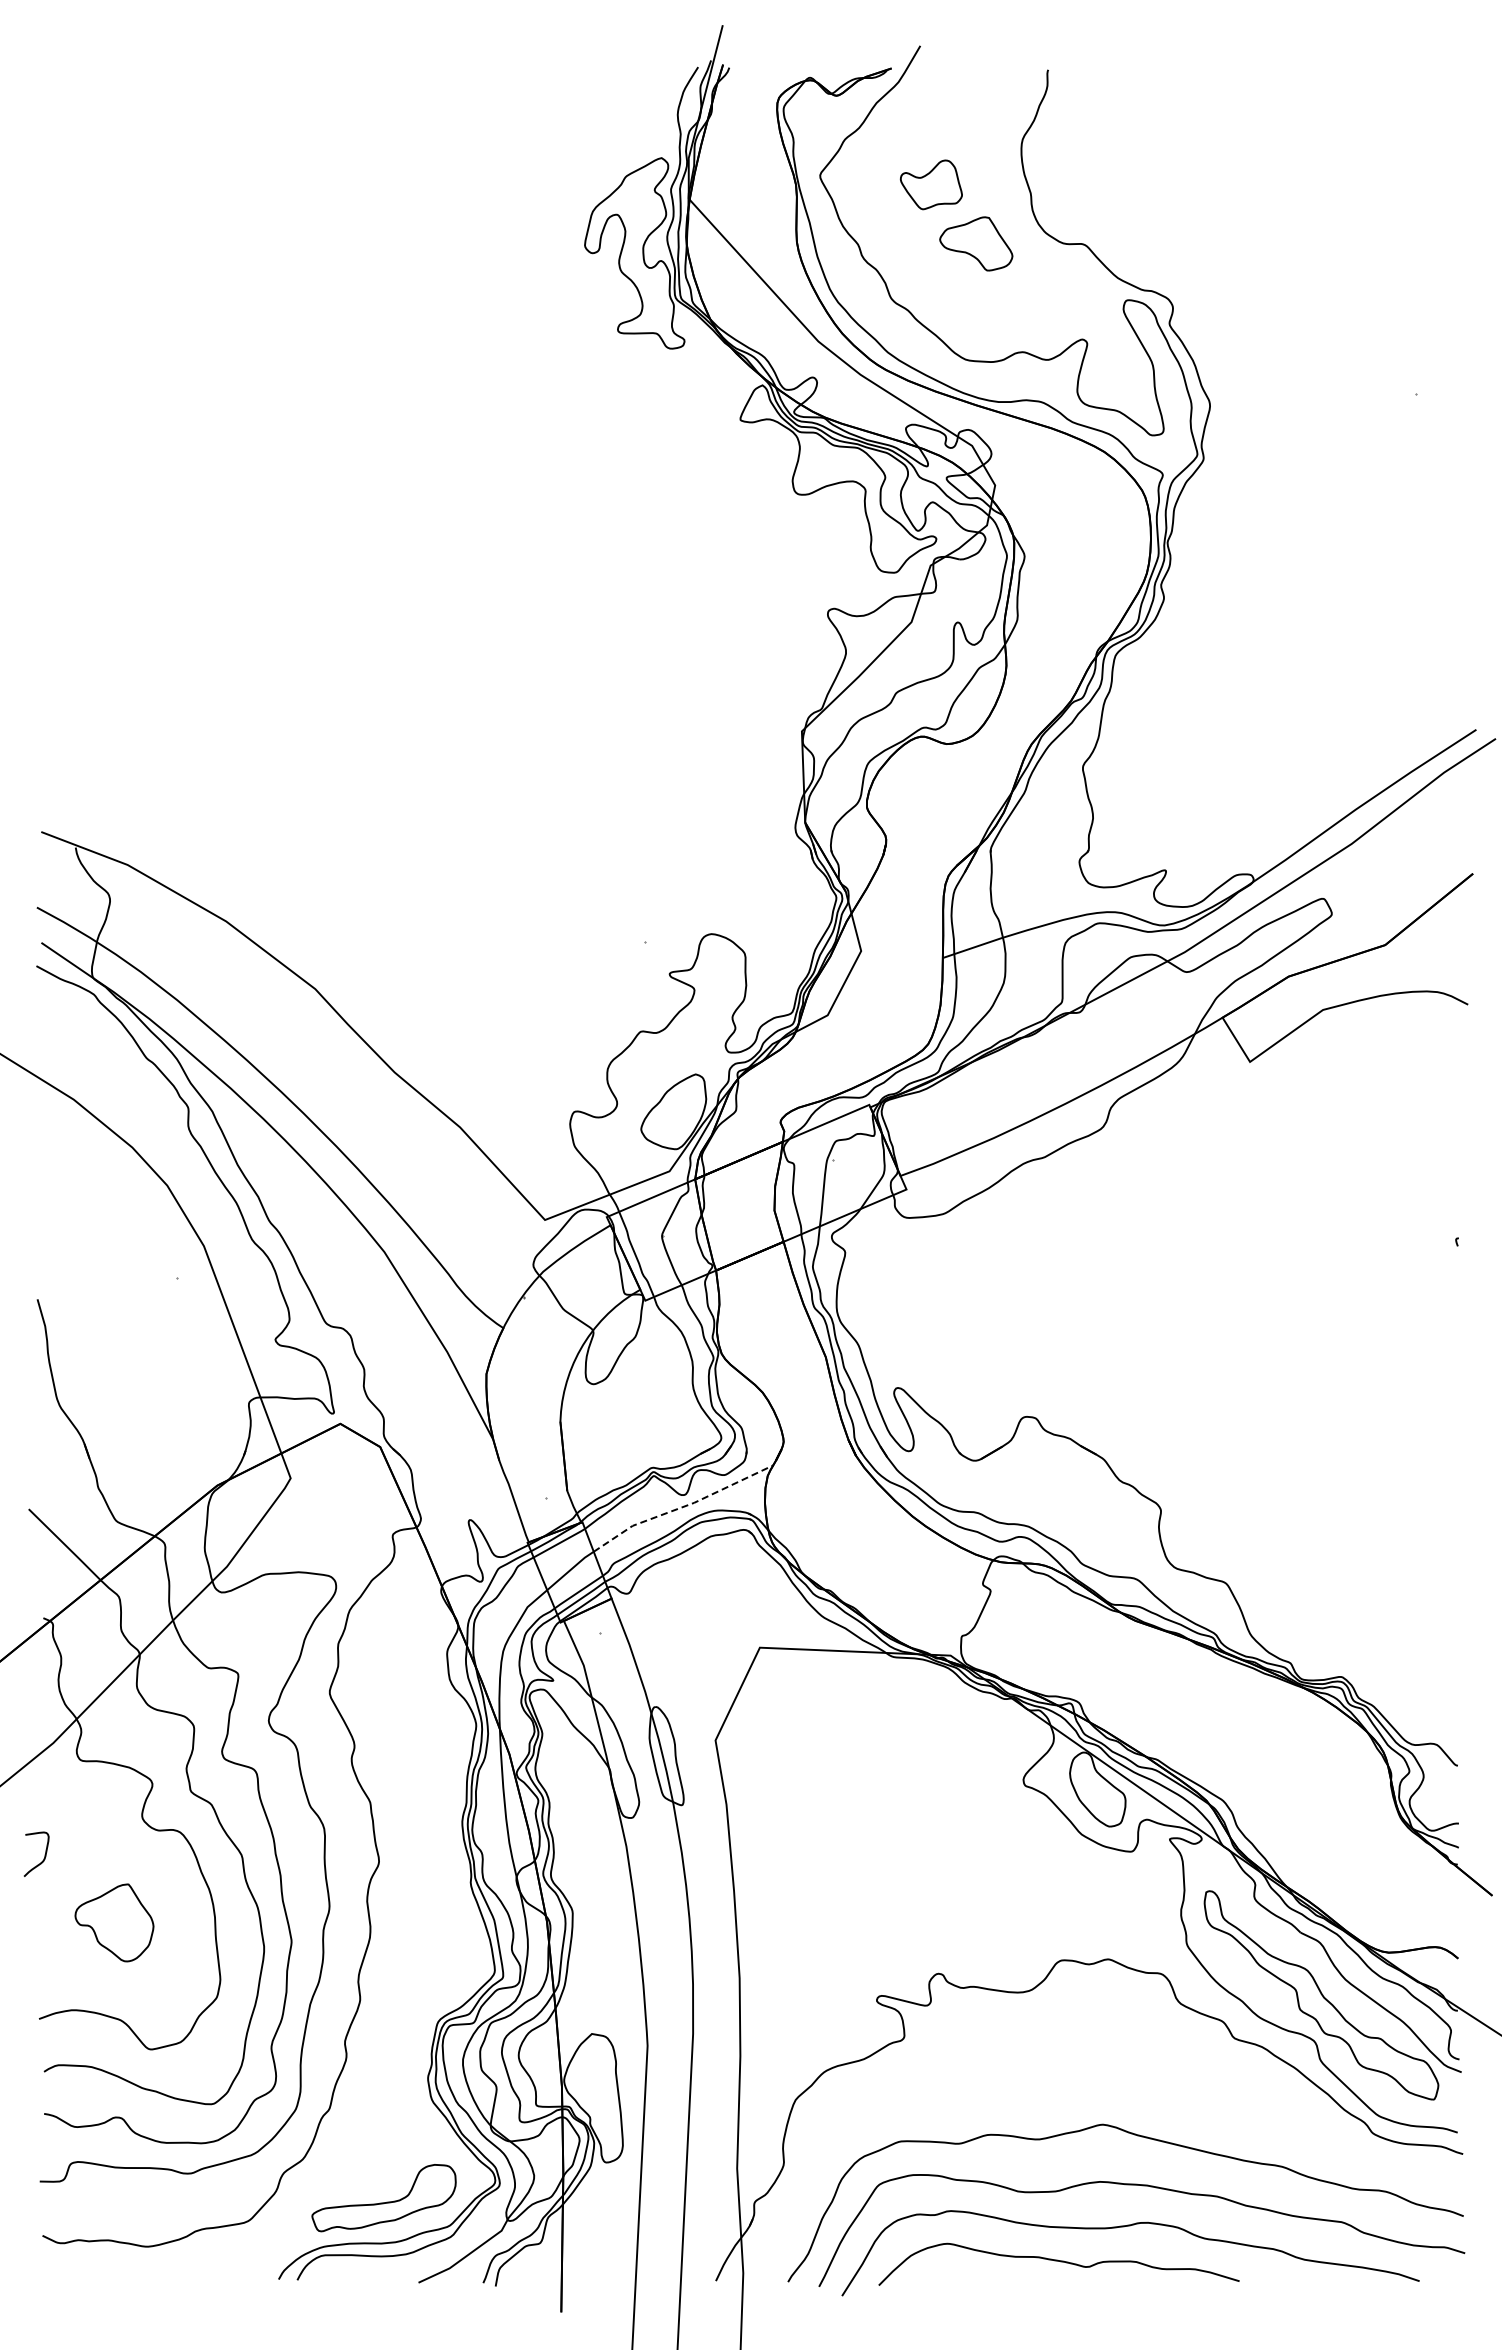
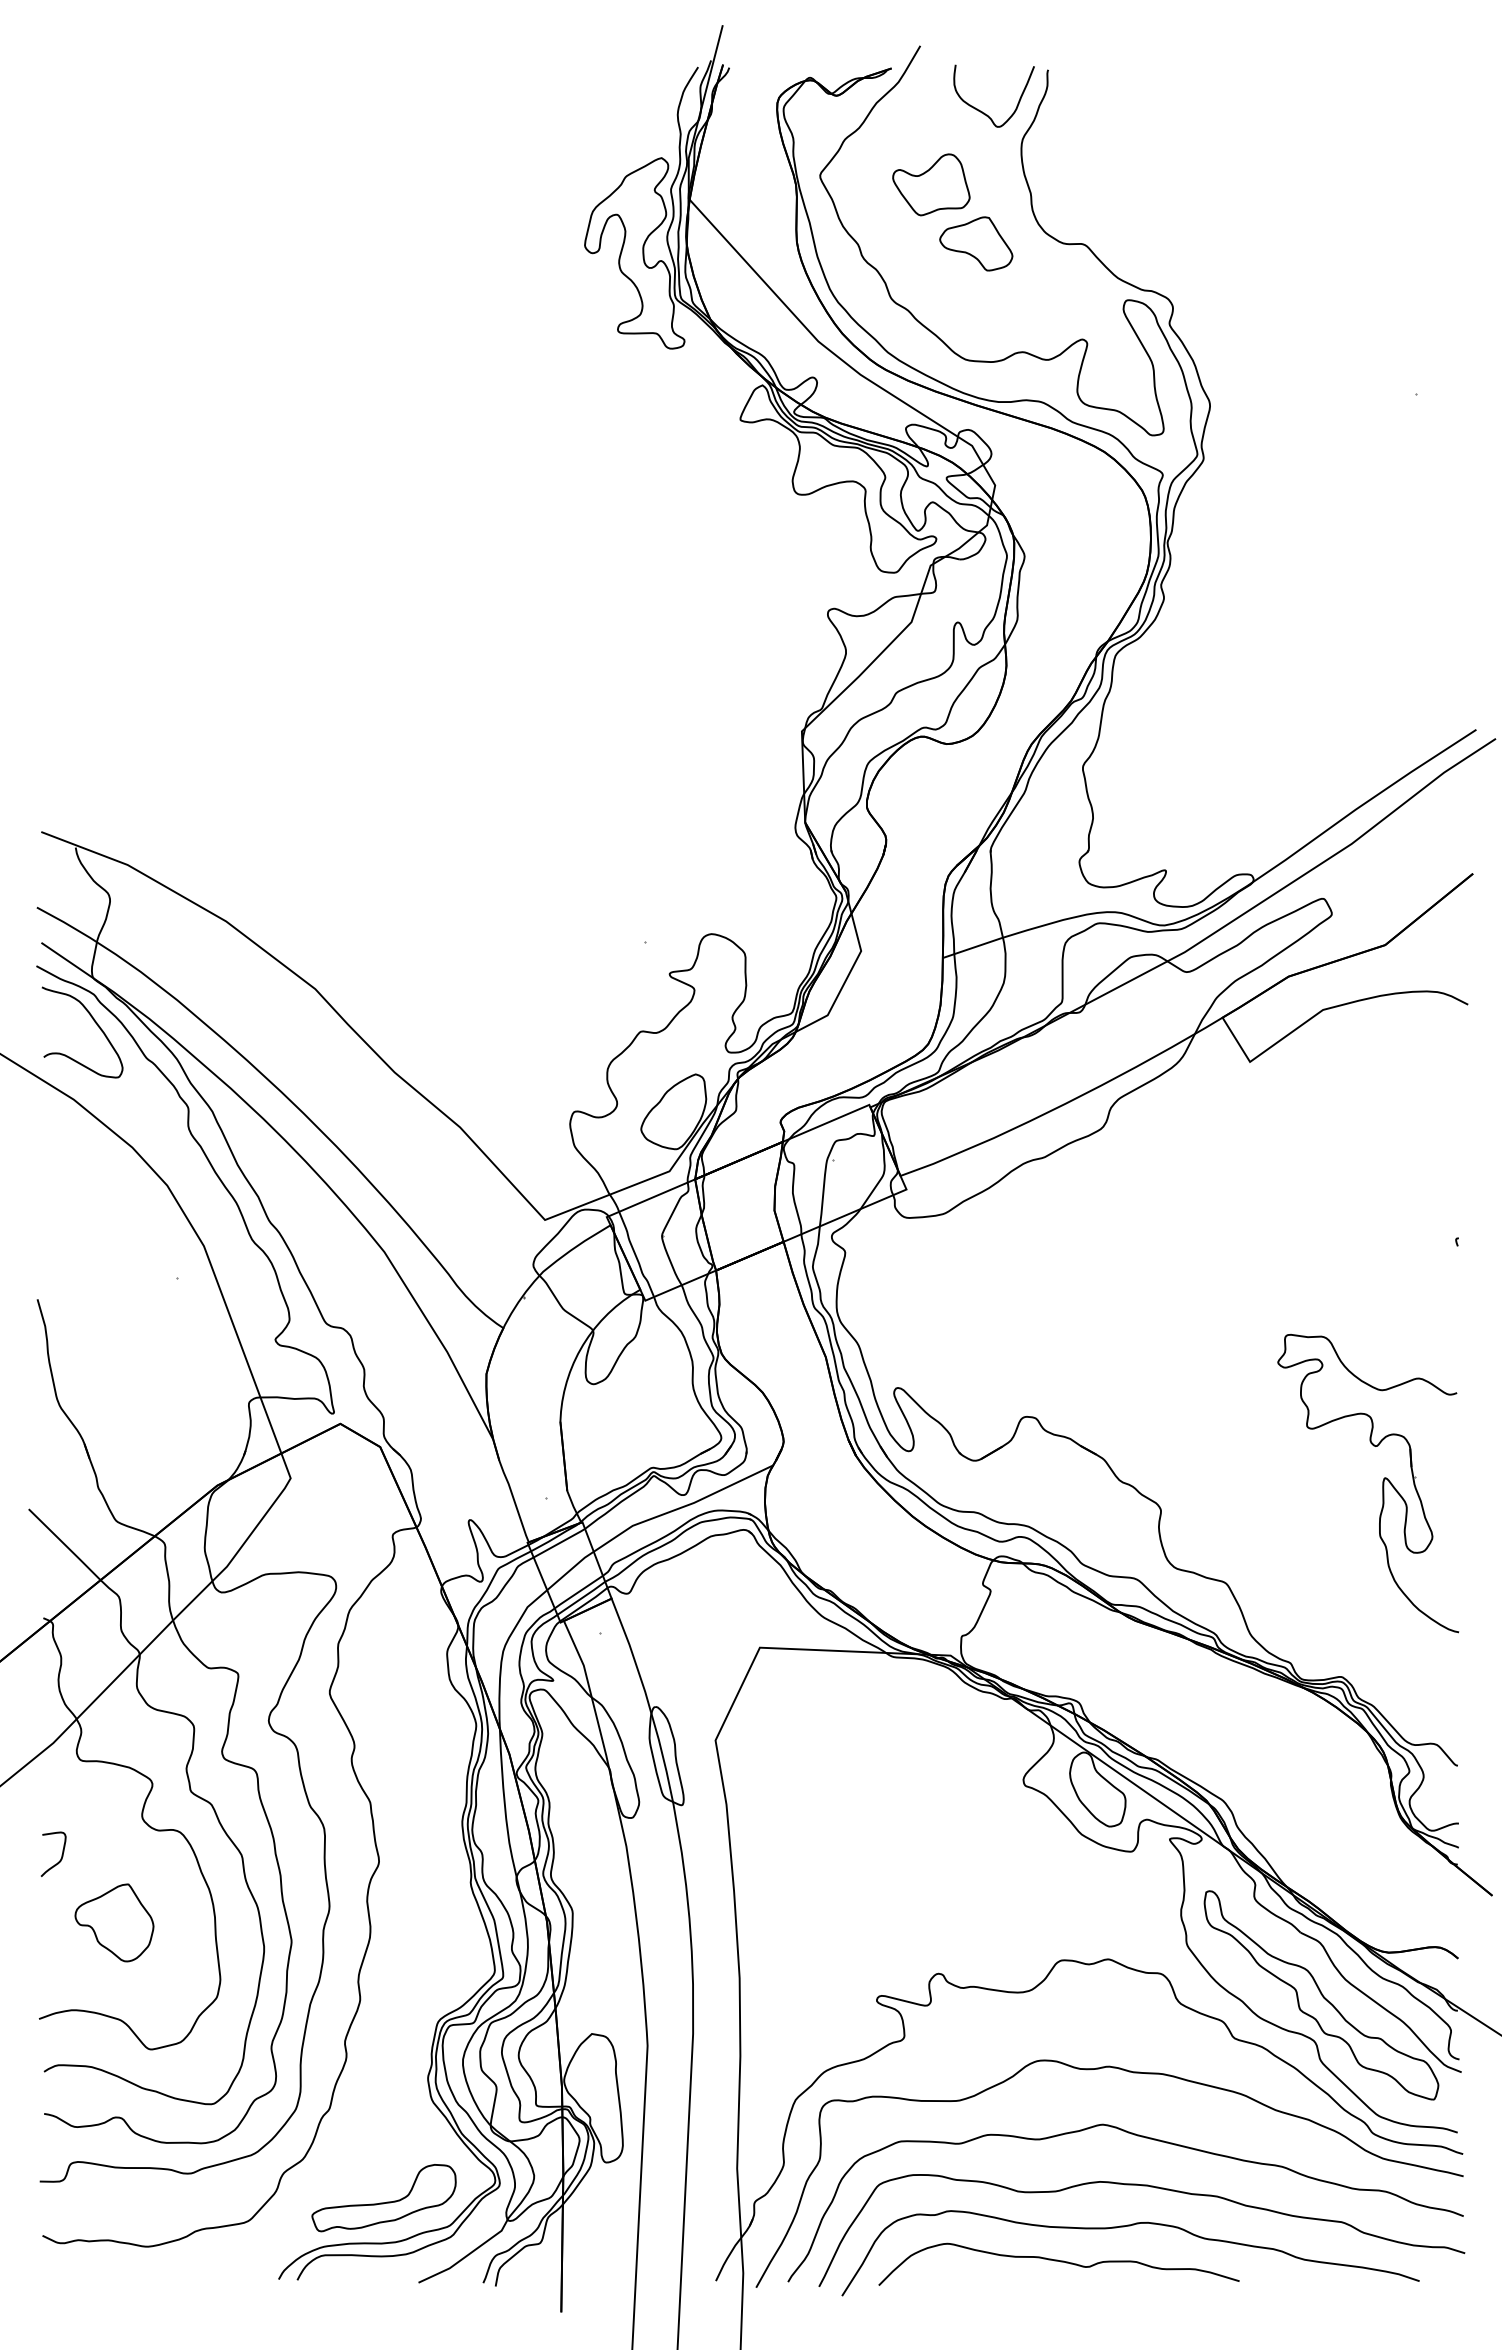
curve: none -> present (984, 112)
part size: 64x52 px -> 79x64 px (931, 184)
curve: none -> present (94, 1022)
part: none -> present (1382, 1483)
line: dashed -> solid (683, 1507)
curve position: (44, 1854) -> (61, 1854) (61, 1854)
curve: none -> present (1133, 2073)
